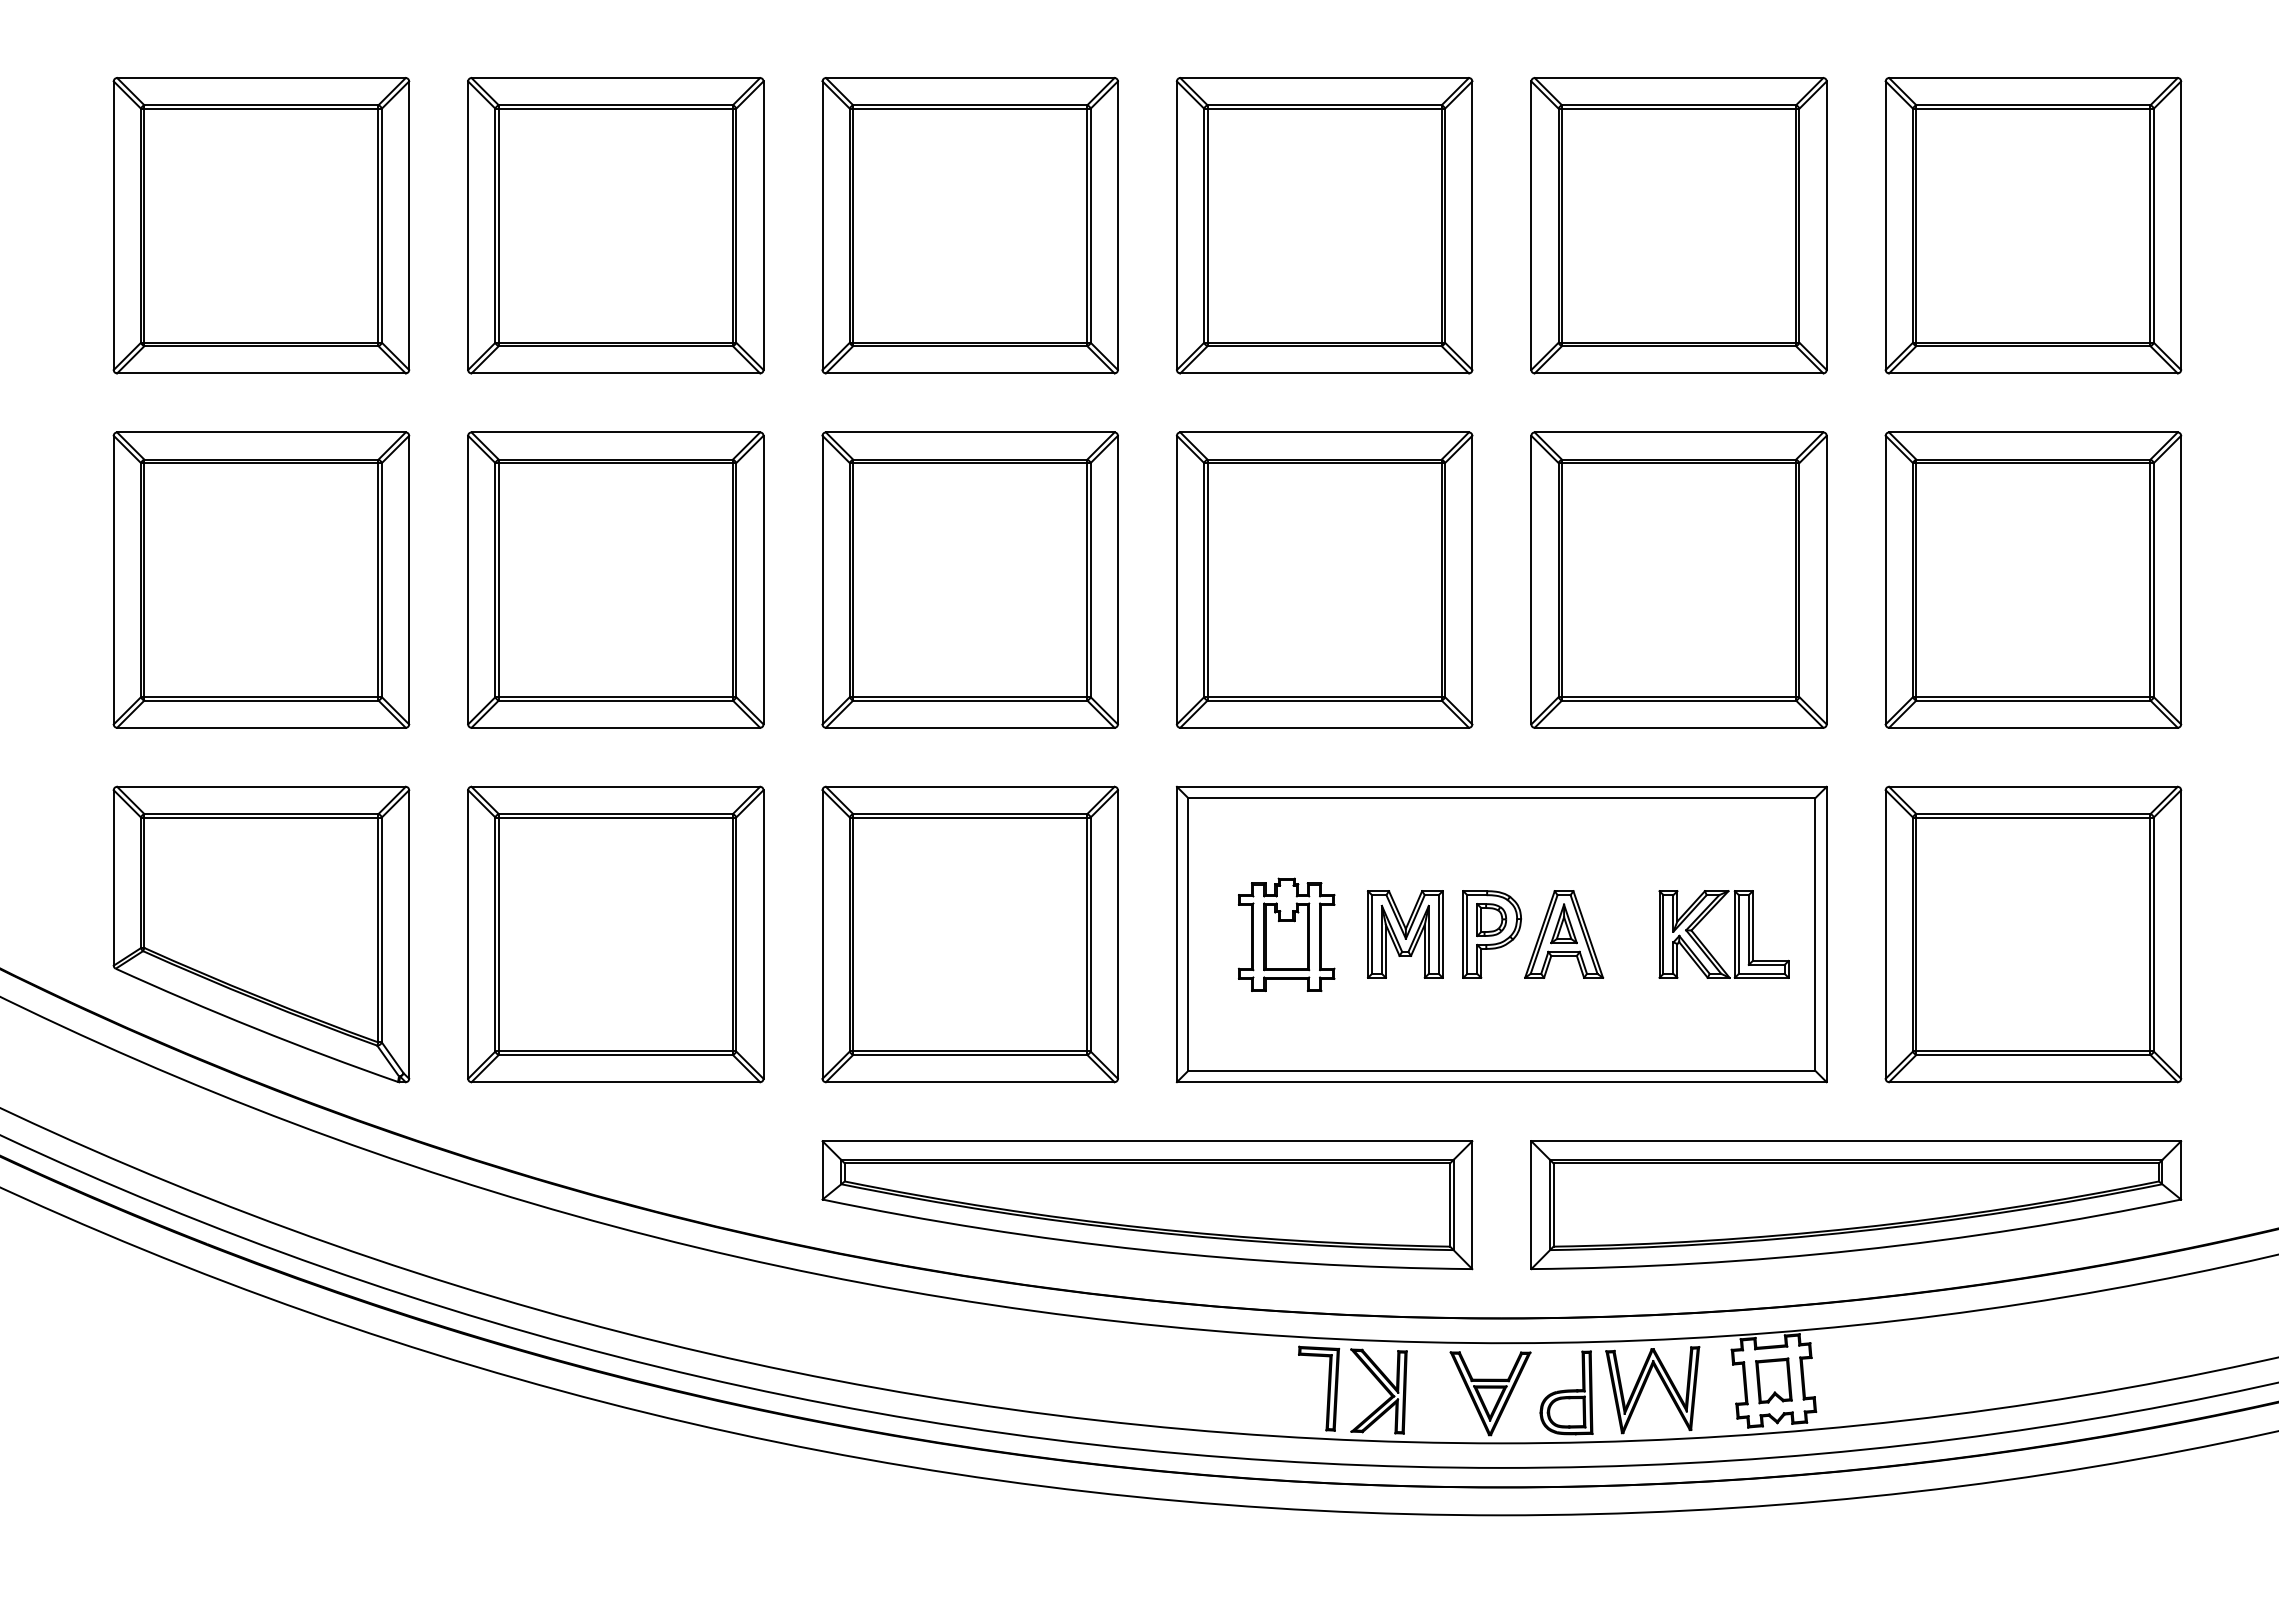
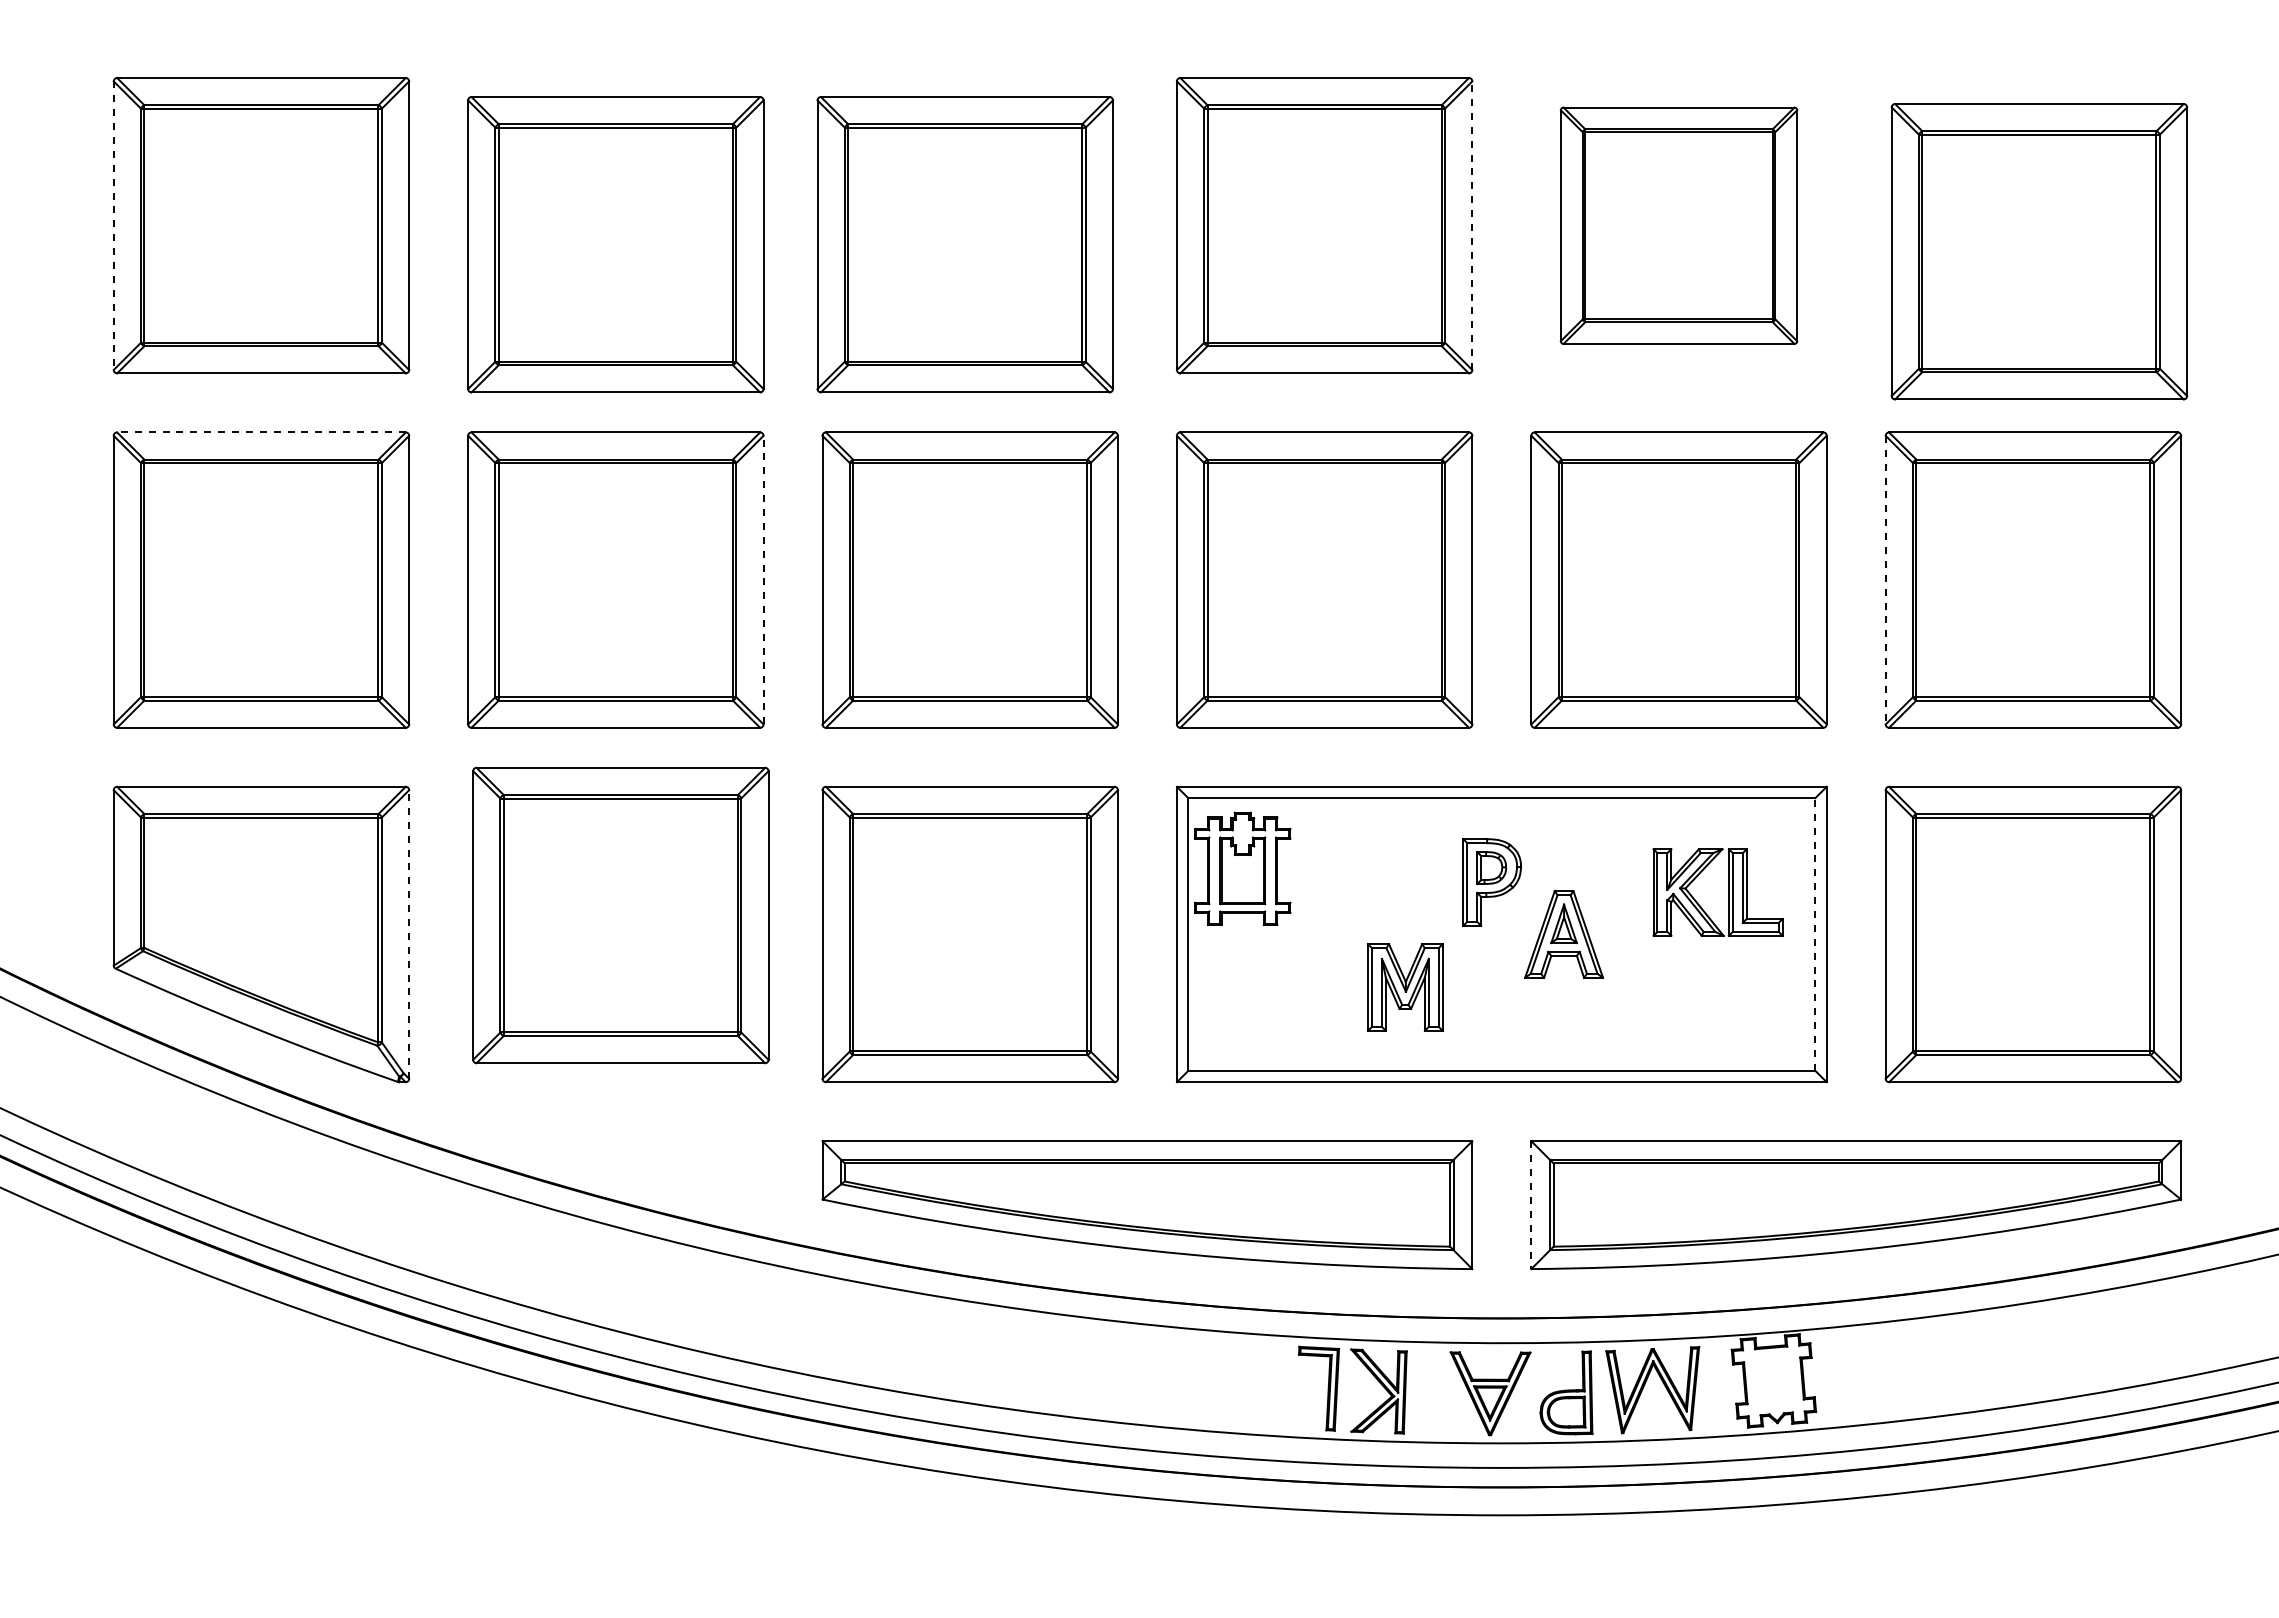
part position: (615, 225) -> (615, 244) (615, 244)
part position: (969, 225) -> (964, 244) (964, 244)
line: solid -> dashed (1472, 225)
part size: 298x298 px -> 240x239 px (1678, 225)
part position: (2033, 225) -> (2039, 251) (2039, 251)
line: solid -> dashed (113, 226)
line: solid -> dashed (260, 432)
line: solid -> dashed (763, 579)
line: solid -> dashed (1885, 580)
line: solid -> dashed (409, 934)
part position: (615, 934) -> (620, 915) (620, 915)
part position: (1286, 934) -> (1242, 868) (1242, 868)
part position: (1405, 934) -> (1405, 987) (1405, 987)
part position: (1491, 934) -> (1491, 882) (1491, 882)
part position: (1734, 934) -> (1728, 892) (1728, 892)
line: solid -> dashed (1815, 934)
line: solid -> dashed (1531, 1205)
part: present -> none (1773, 1380)
